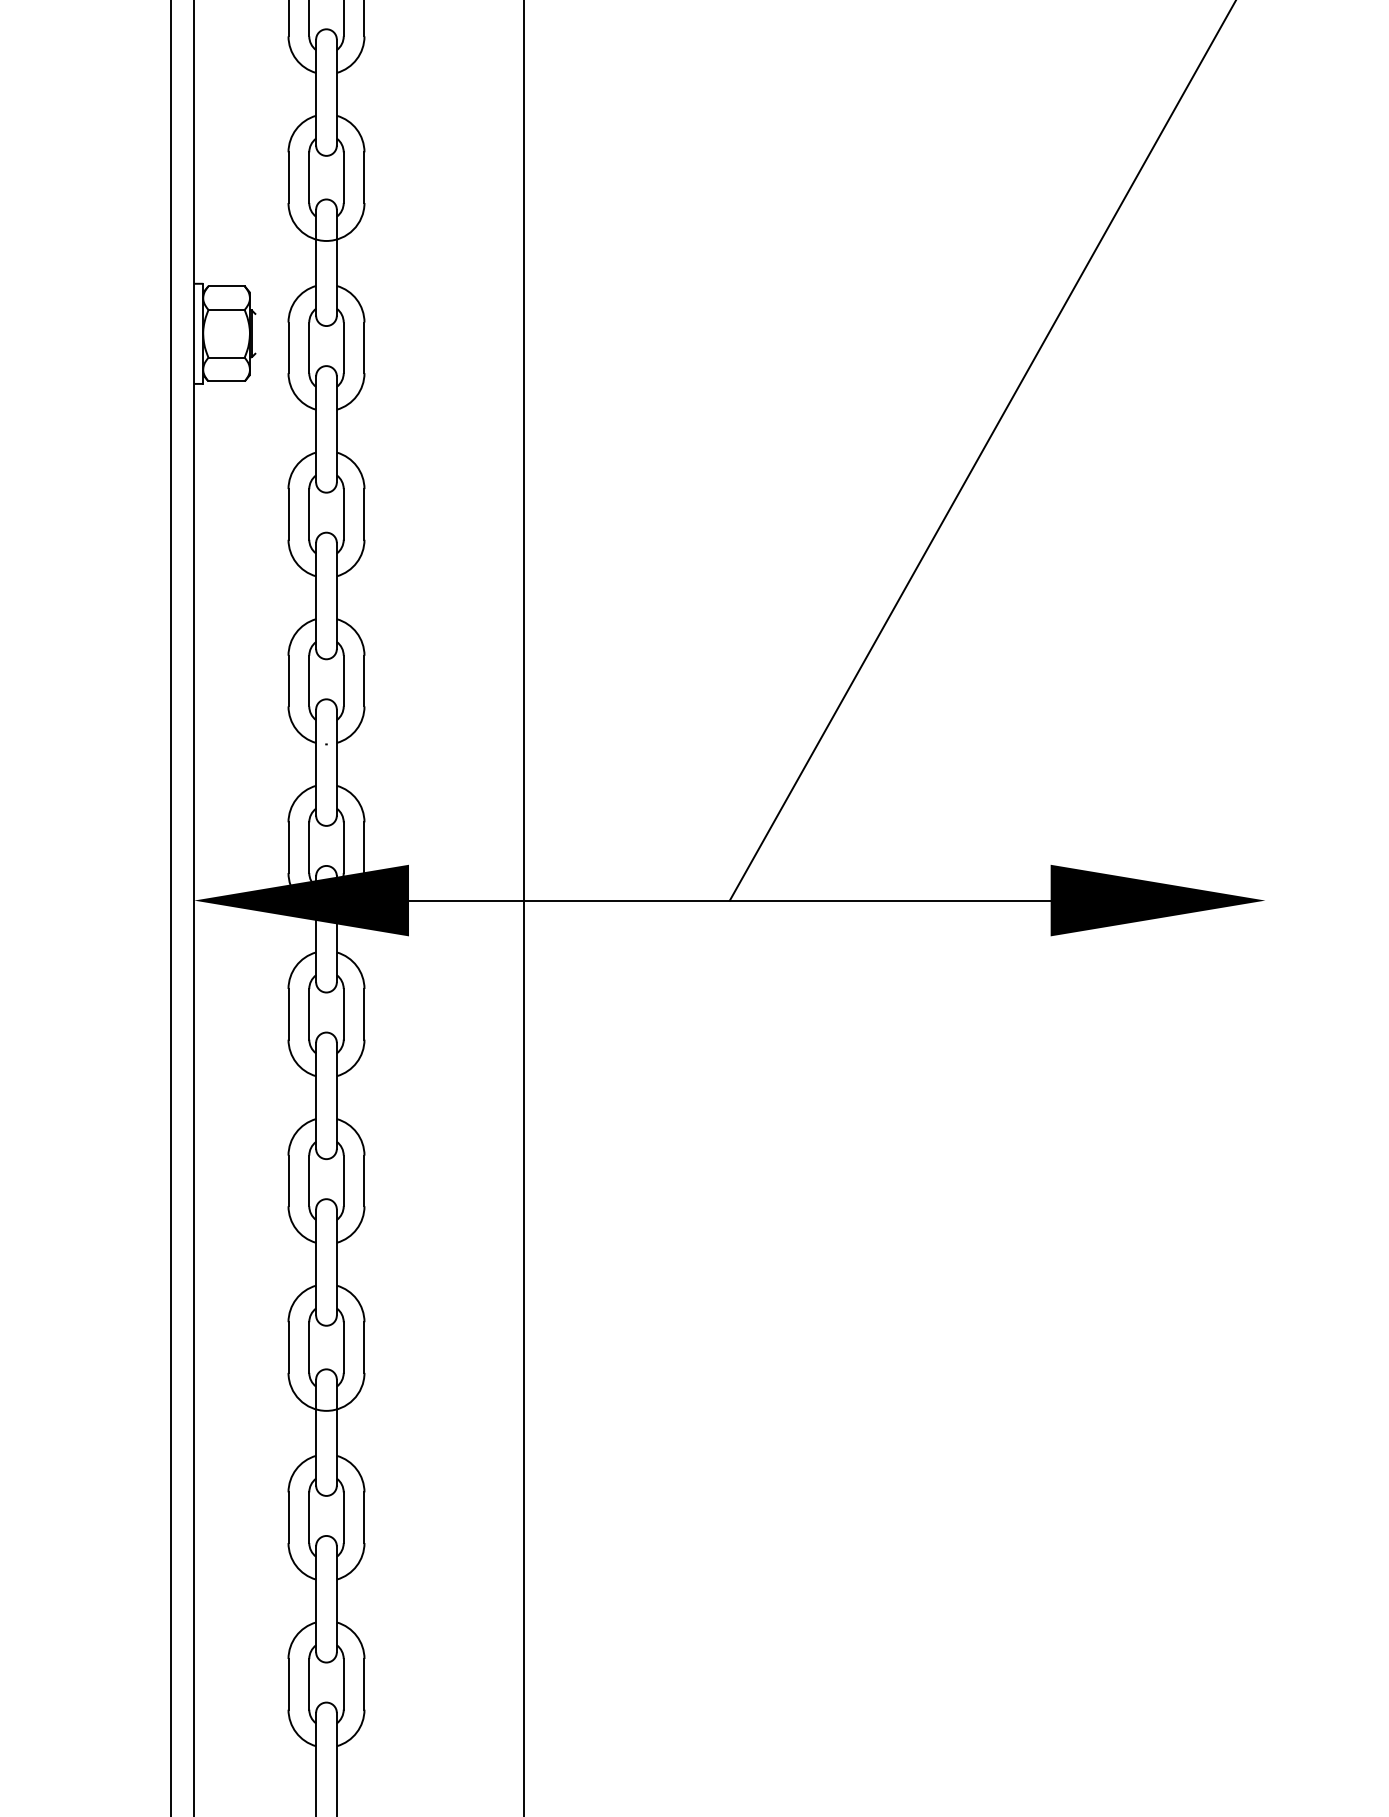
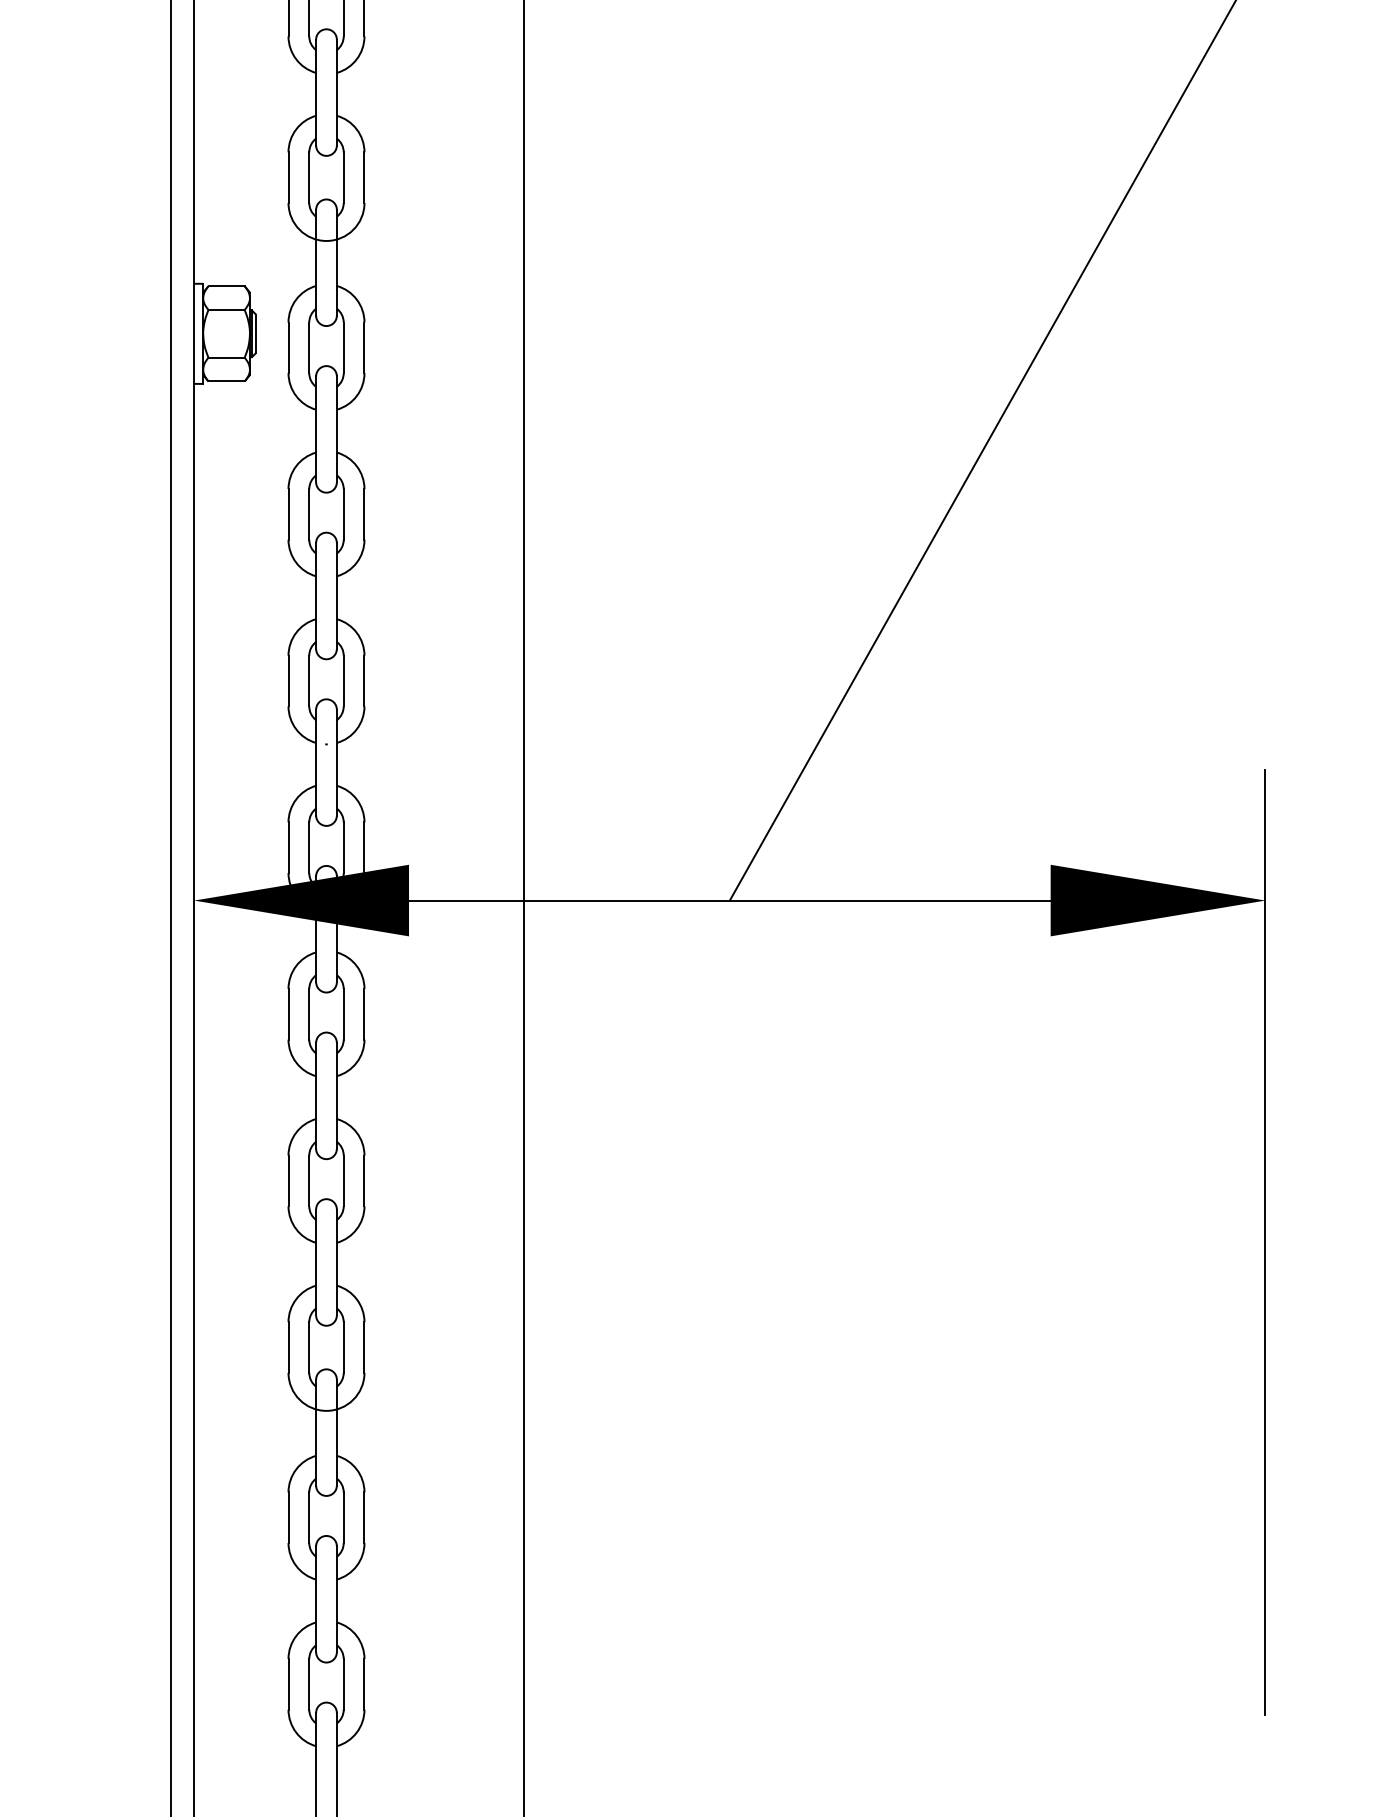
line: none -> present (256, 333)
line: none -> present (1265, 1242)
